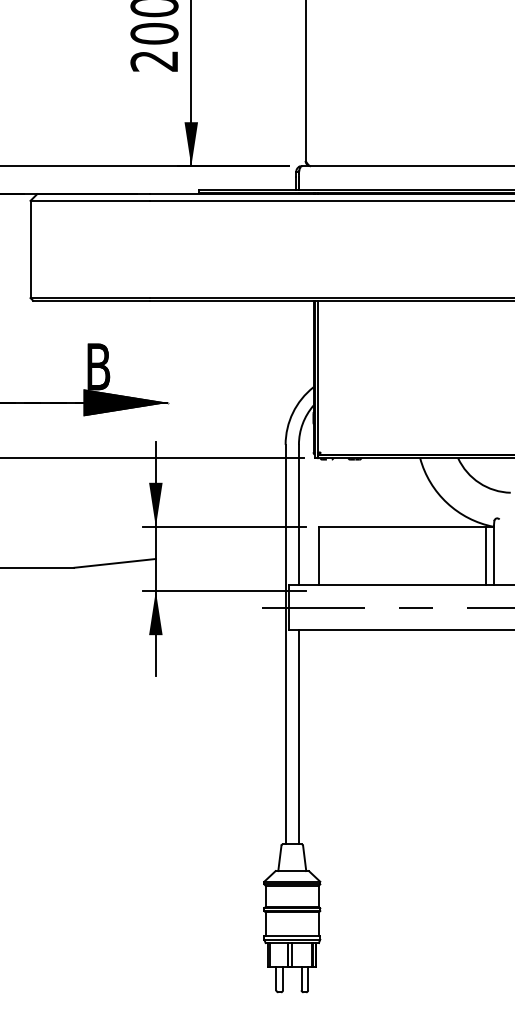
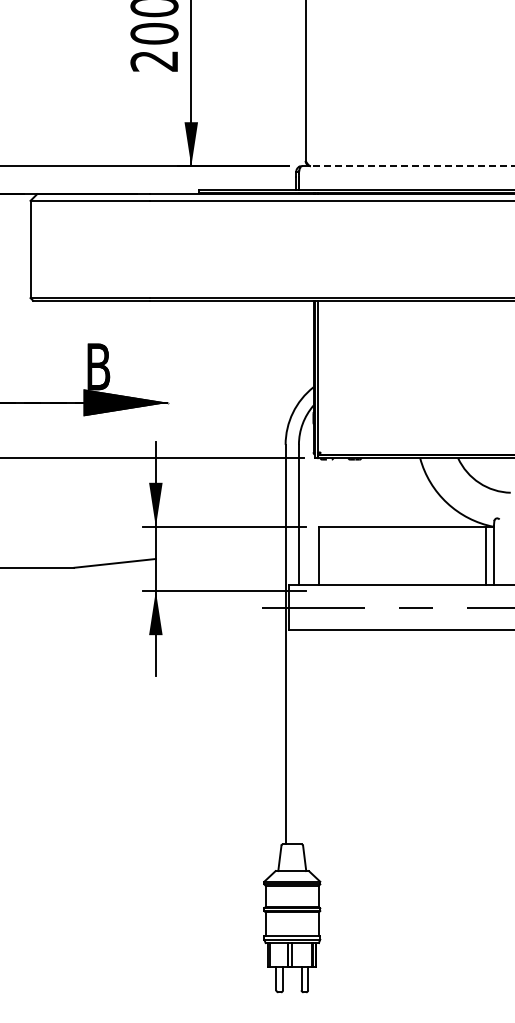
line: solid -> dashed (408, 166)
line: present -> none (298, 737)
